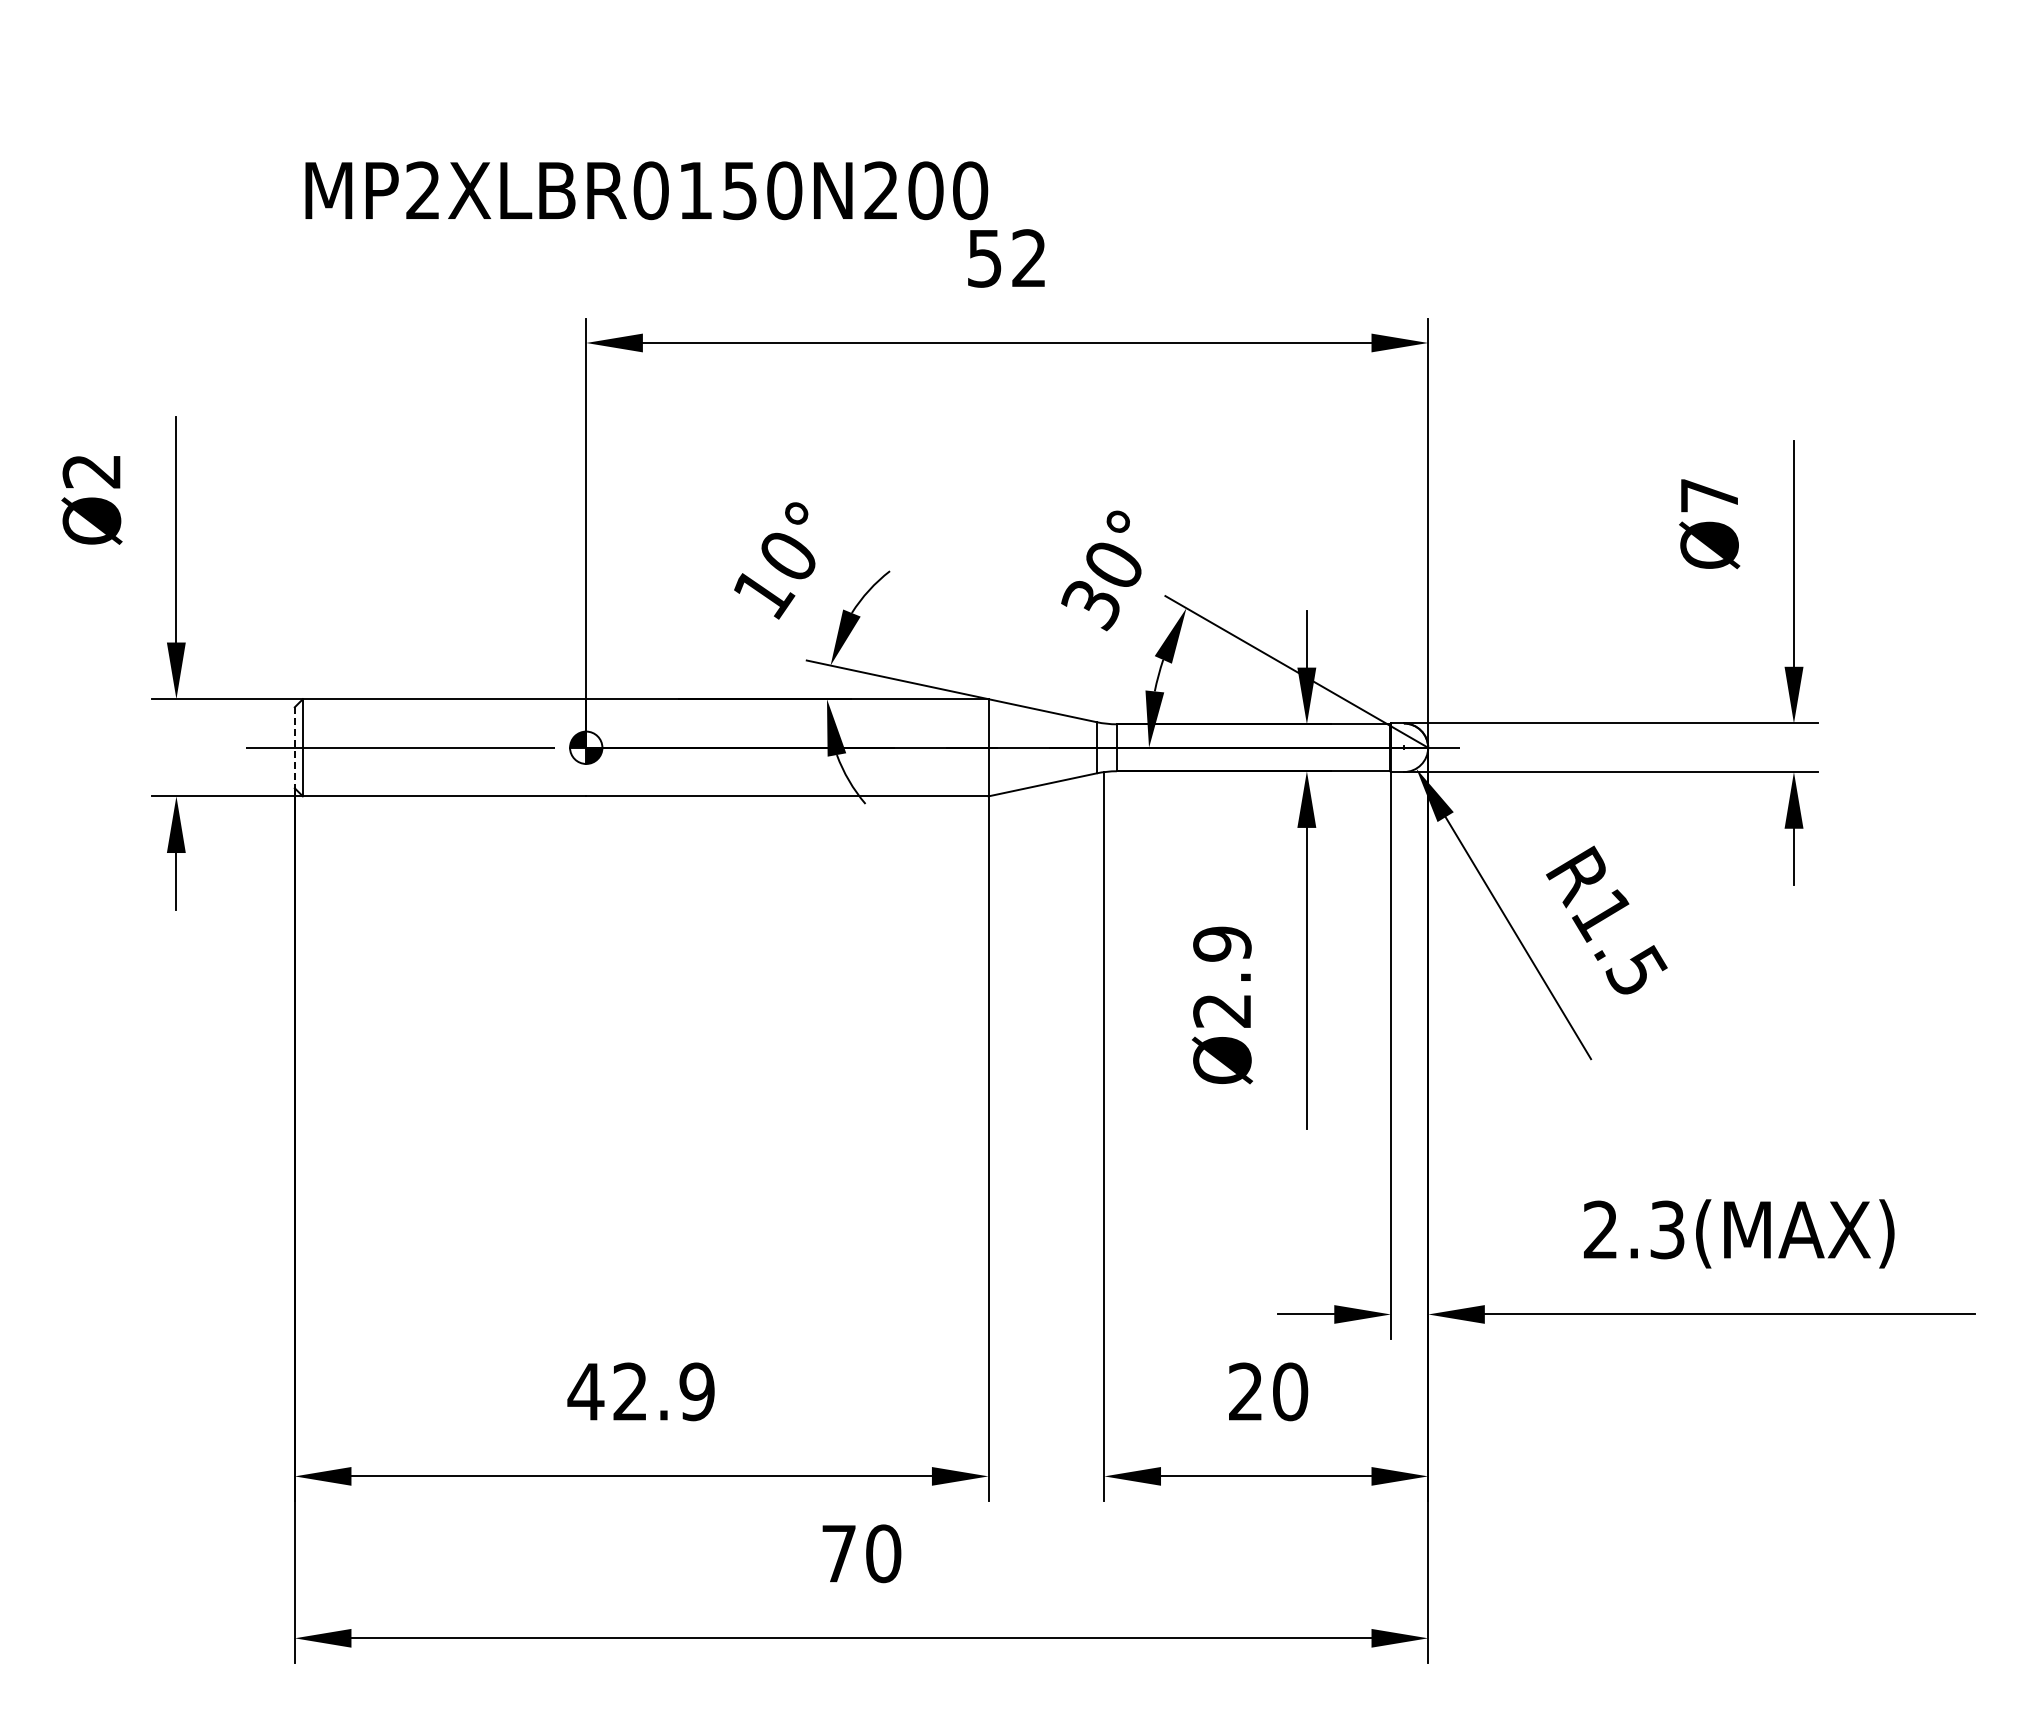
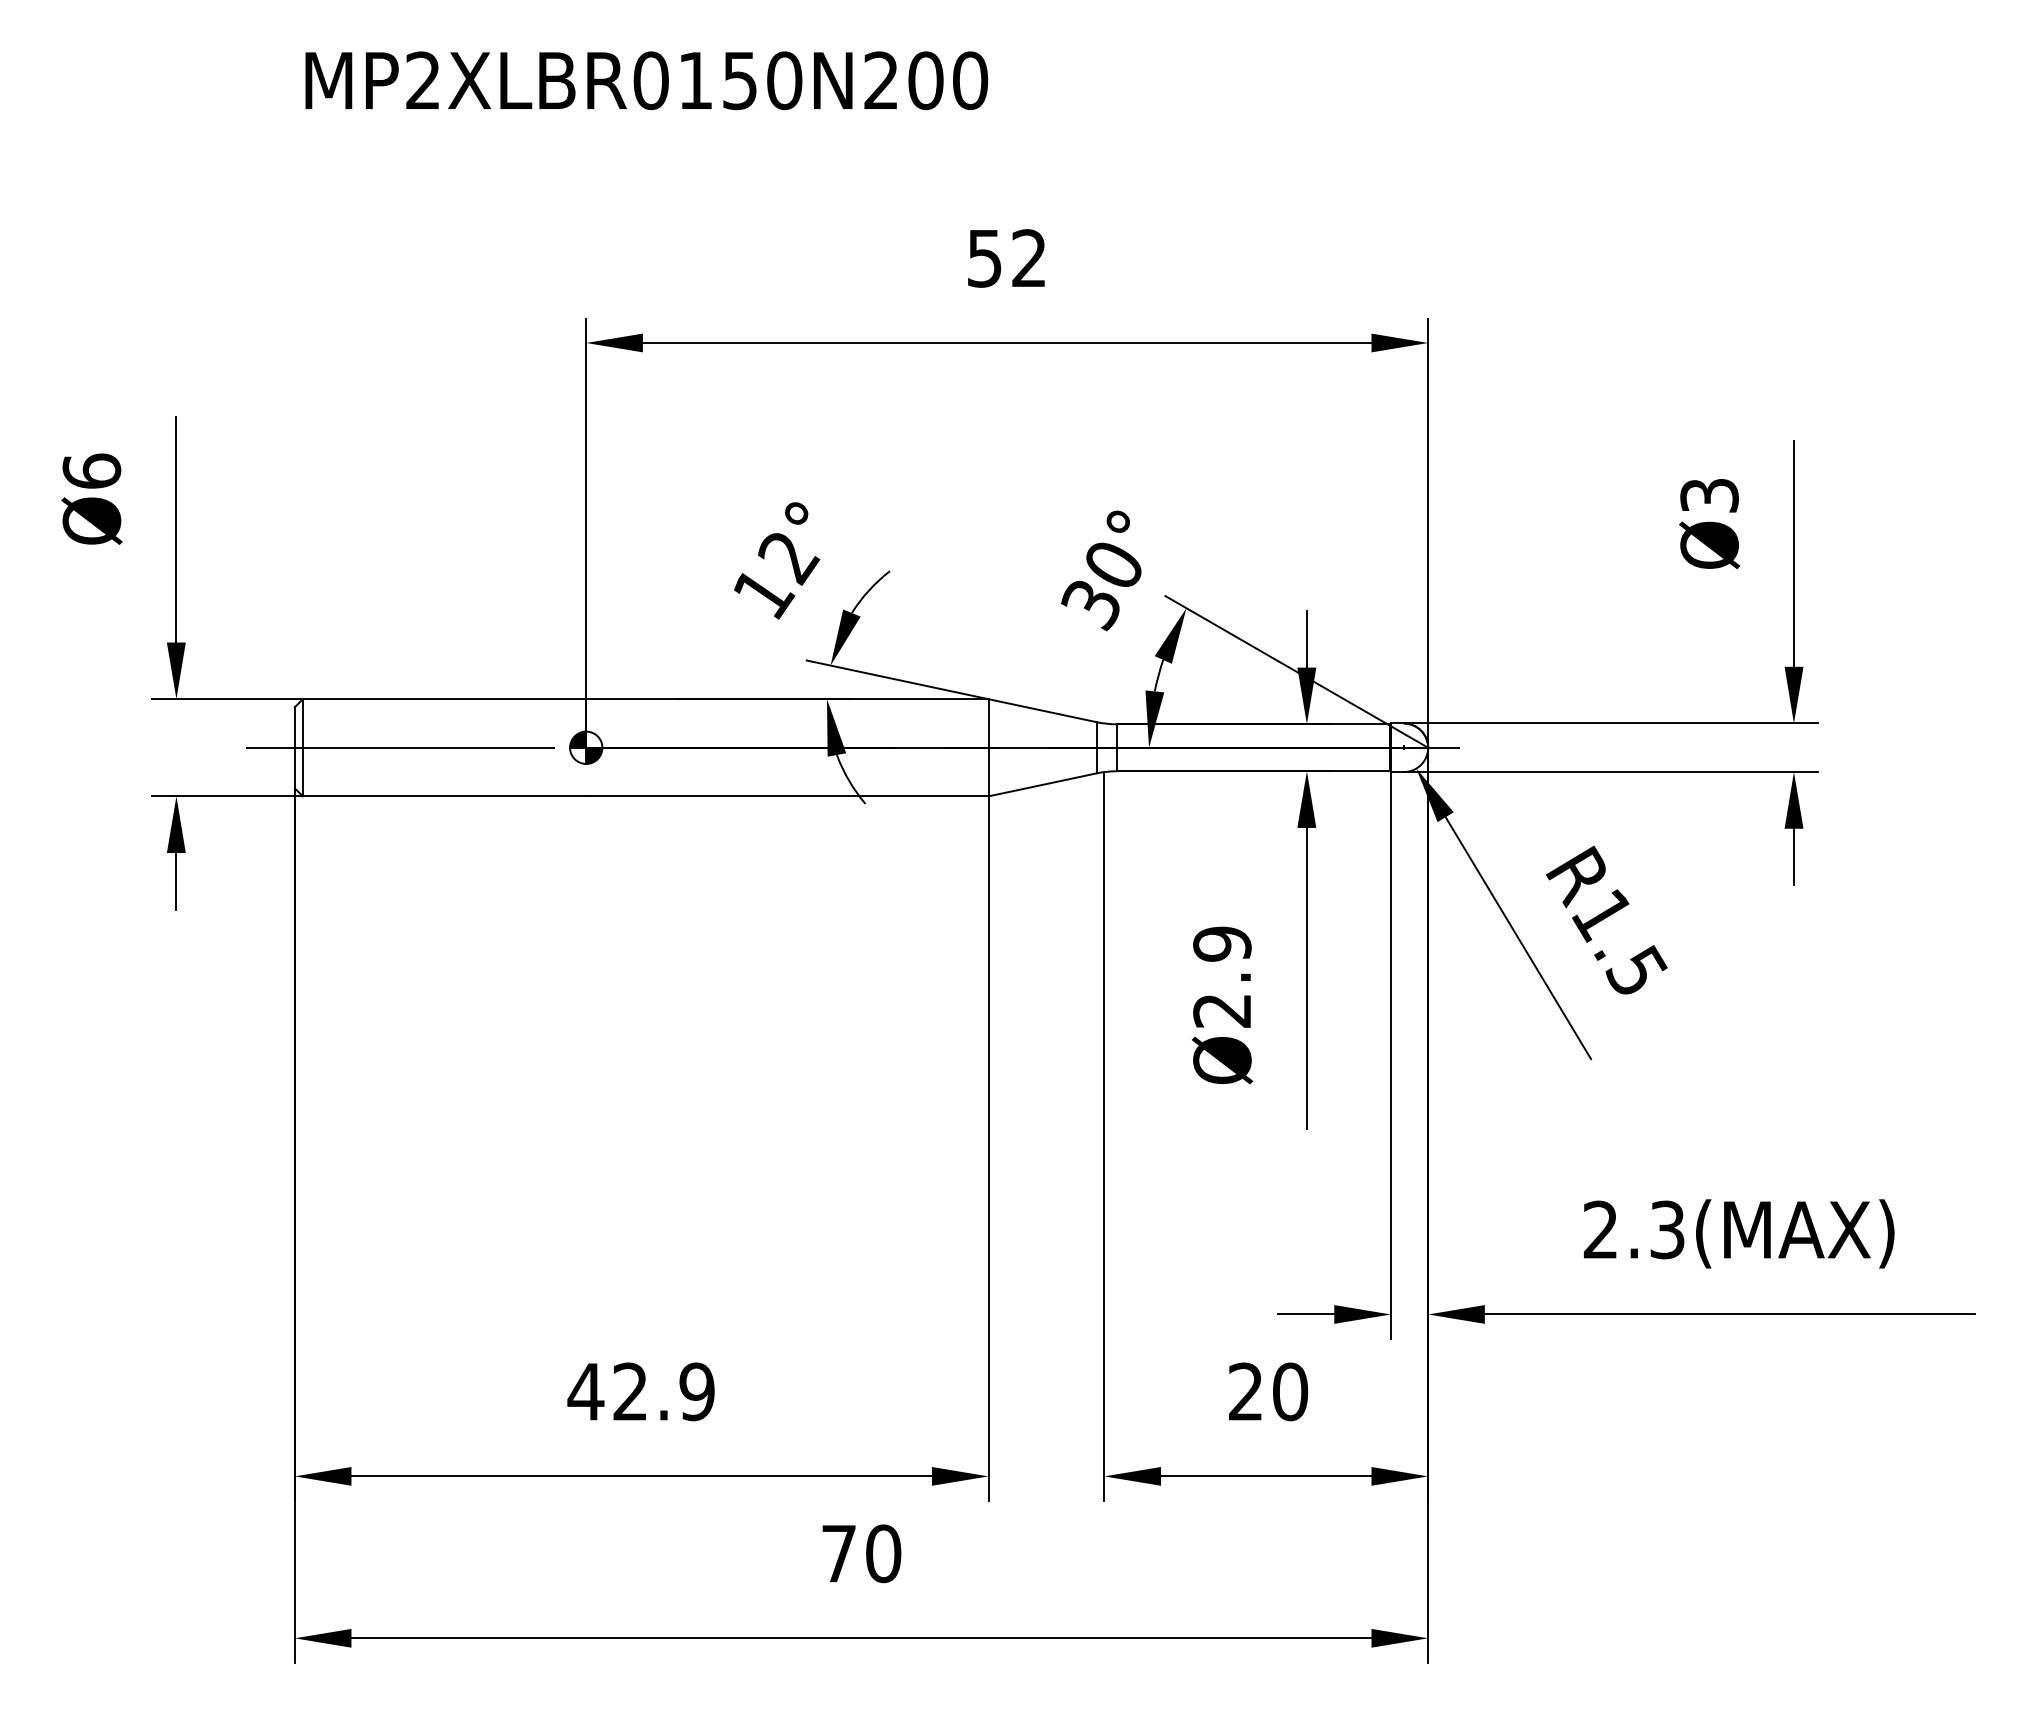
text position: (646, 190) -> (646, 80) (646, 80)
text: Ø2 -> Ø6 (91, 470)
text: Ø7 -> Ø3 (1709, 495)
text: 10° -> 12° (789, 558)
line: dashed -> solid (294, 748)
